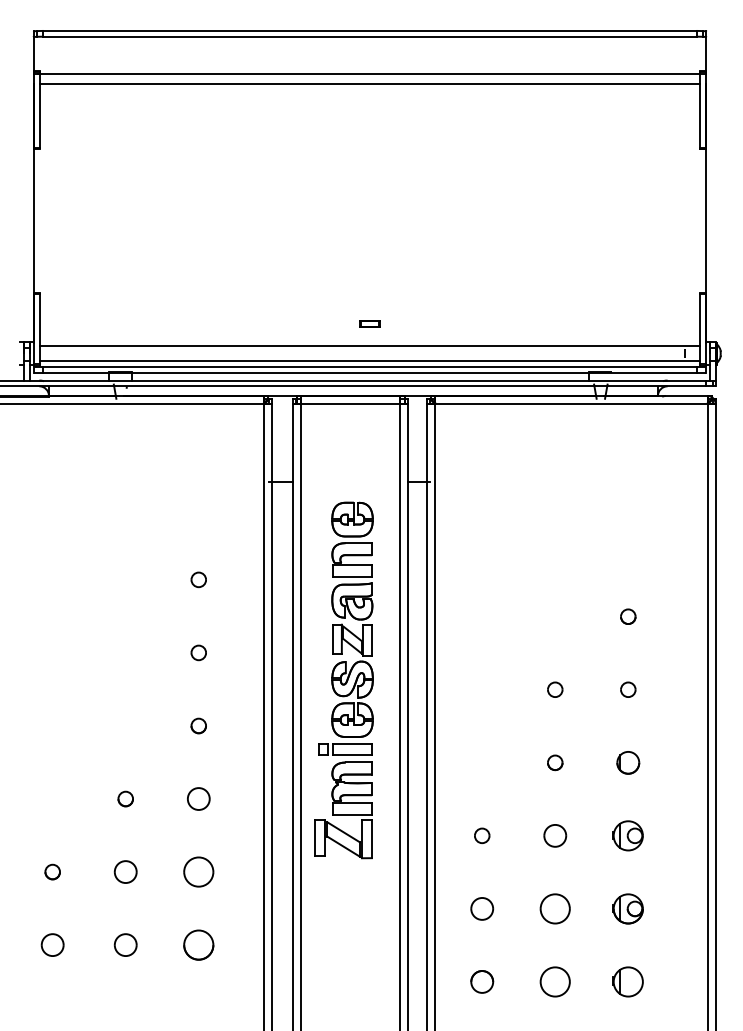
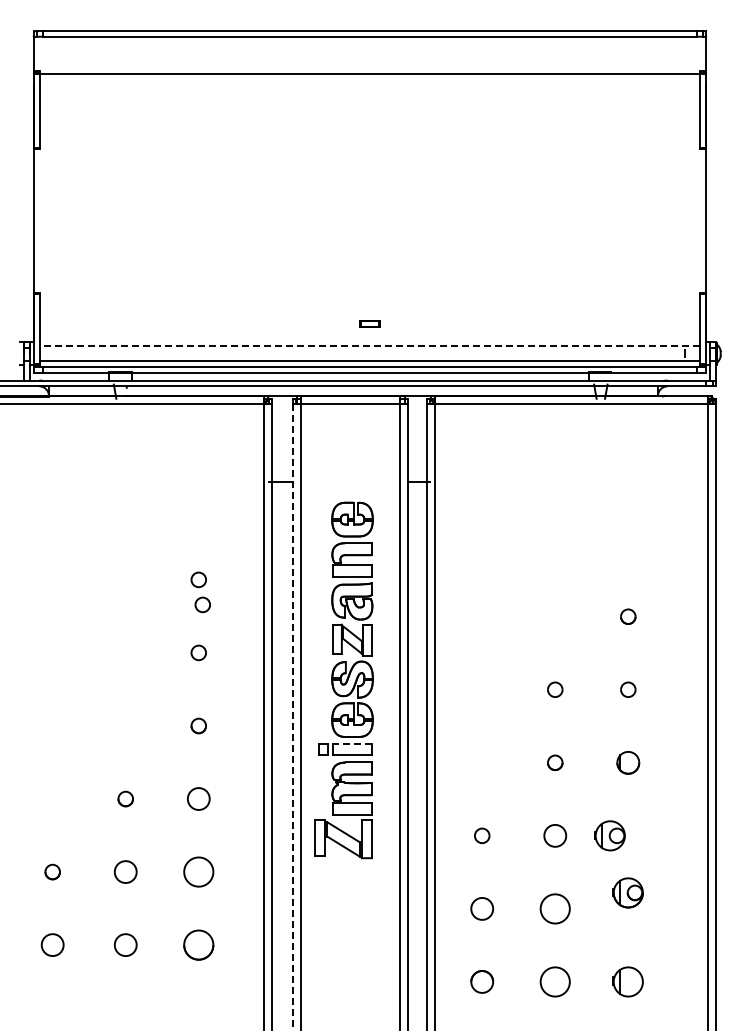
line: present -> none (369, 83)
line: solid -> dashed (369, 345)
part: none -> present (202, 604)
line: solid -> dashed (292, 717)
line: solid -> dashed (352, 743)
part position: (627, 835) -> (609, 835) (609, 835)
part position: (627, 908) -> (627, 892) (627, 892)
